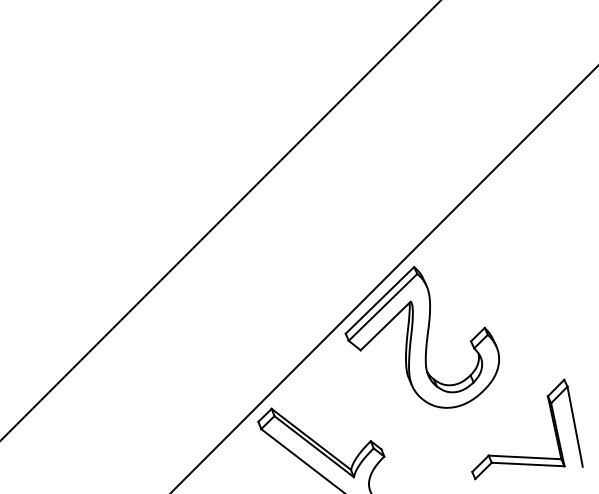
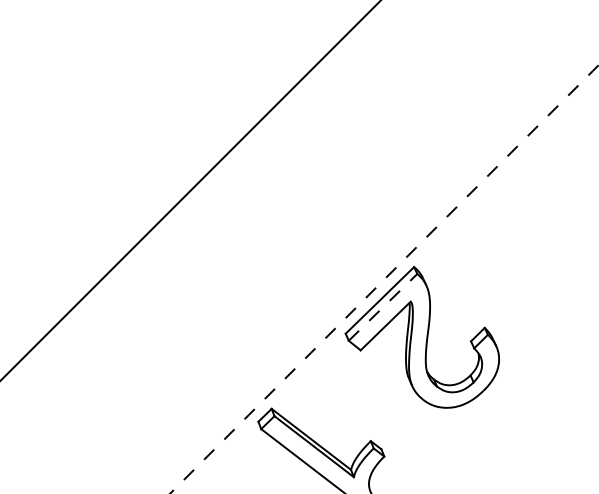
line position: (220, 220) -> (190, 190) (190, 190)
line: solid -> dashed (384, 279)
line: solid -> dashed (383, 307)
part: present -> none (552, 423)
